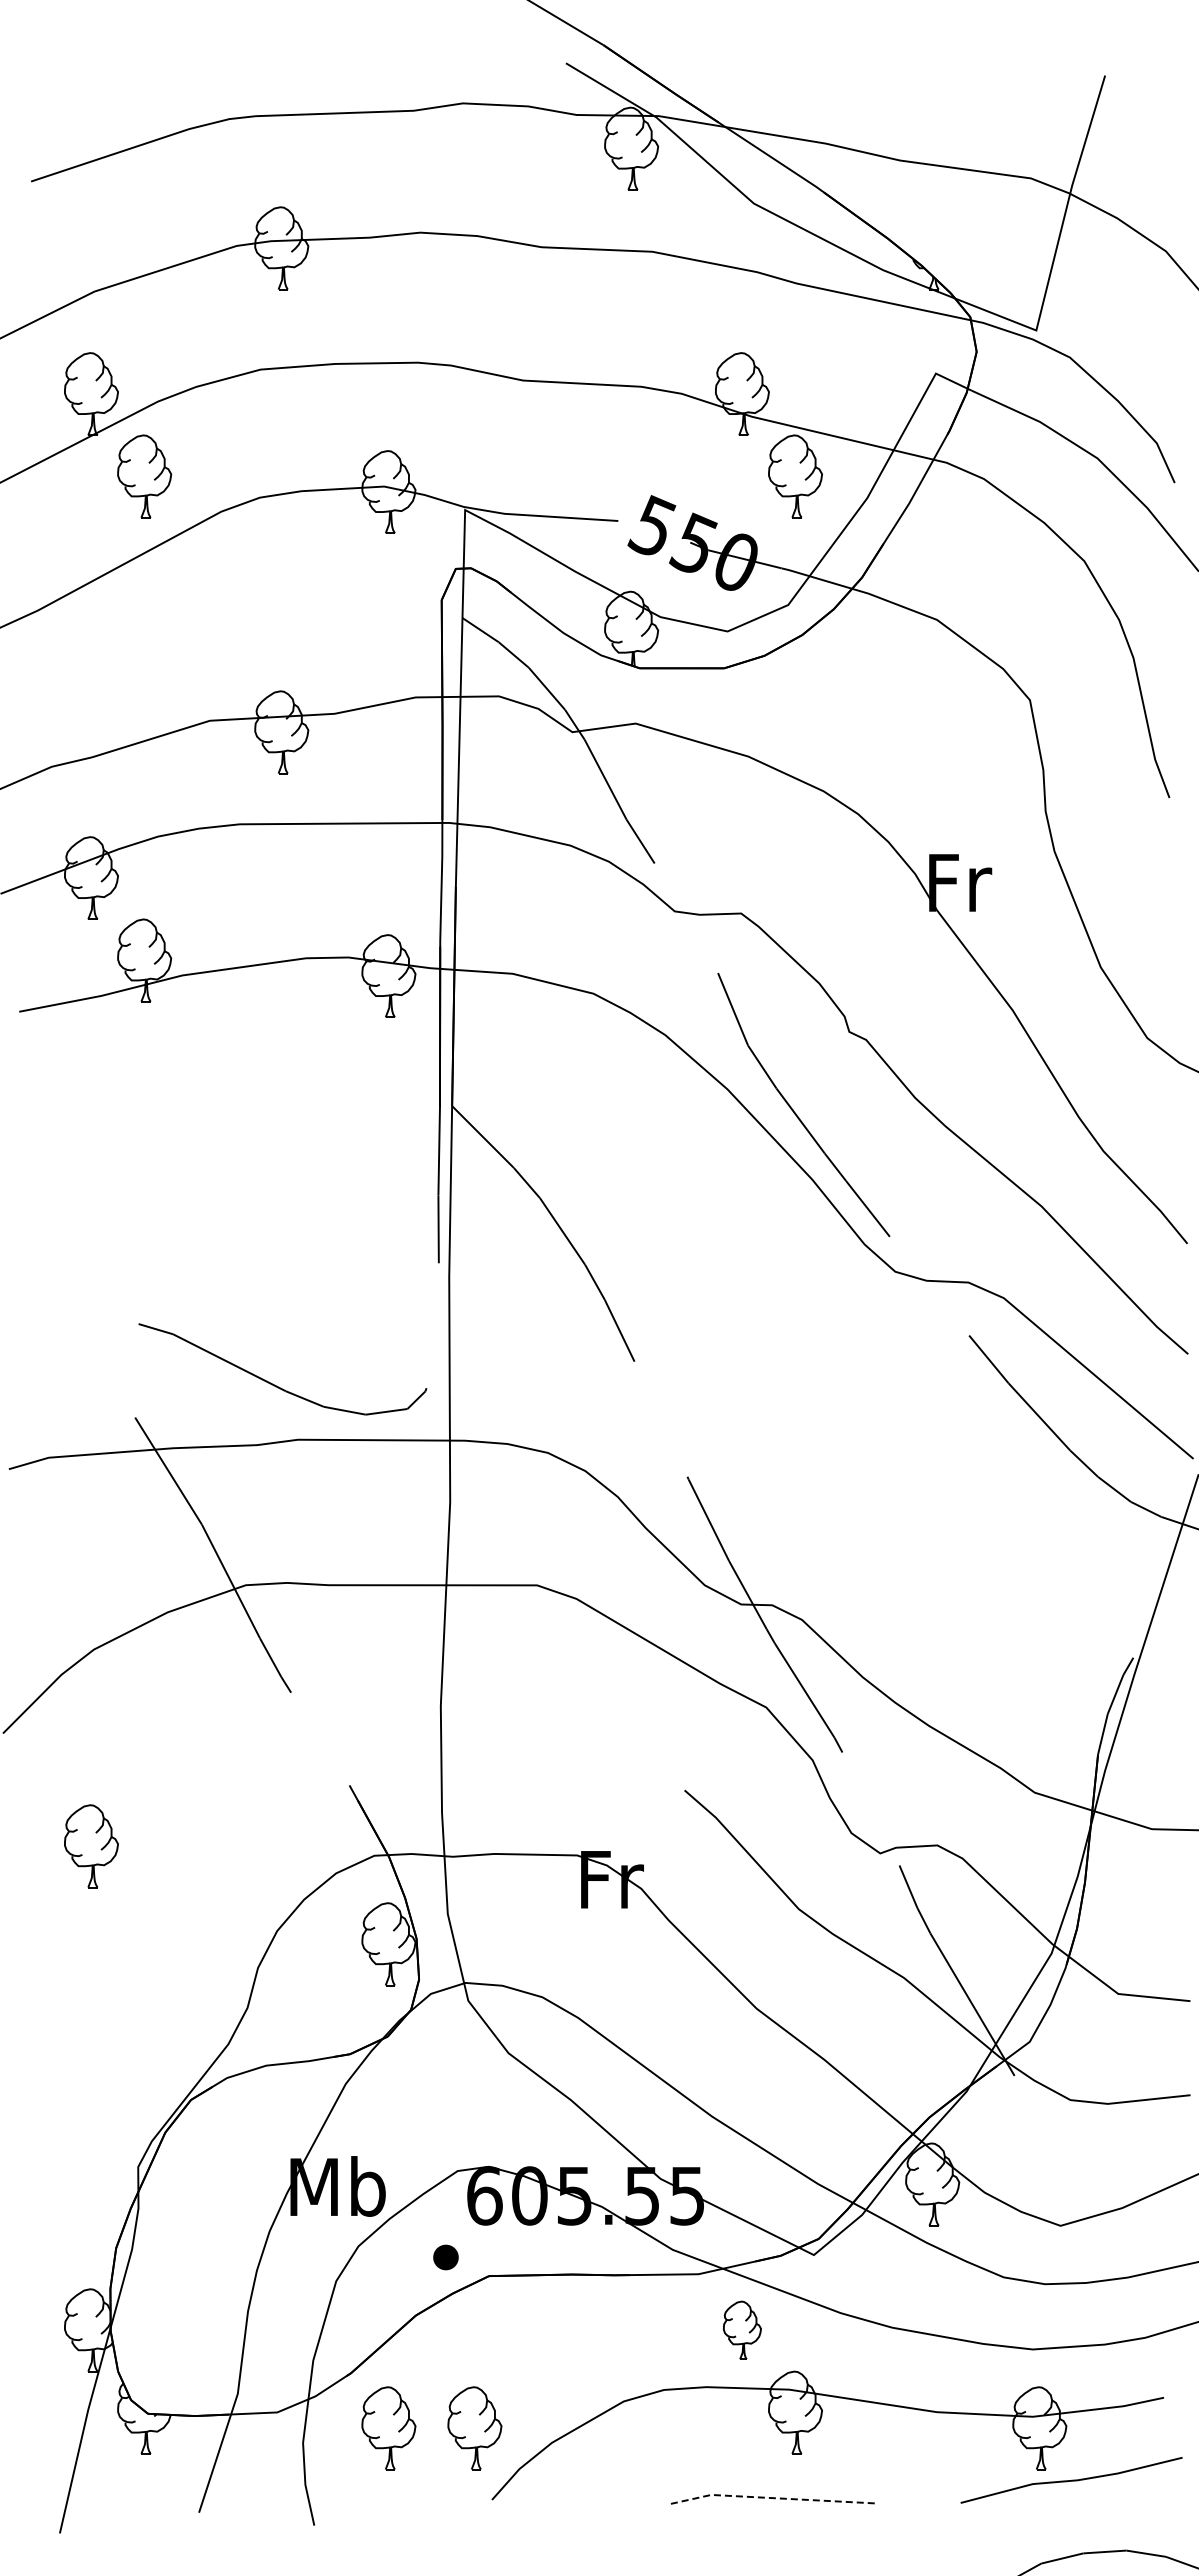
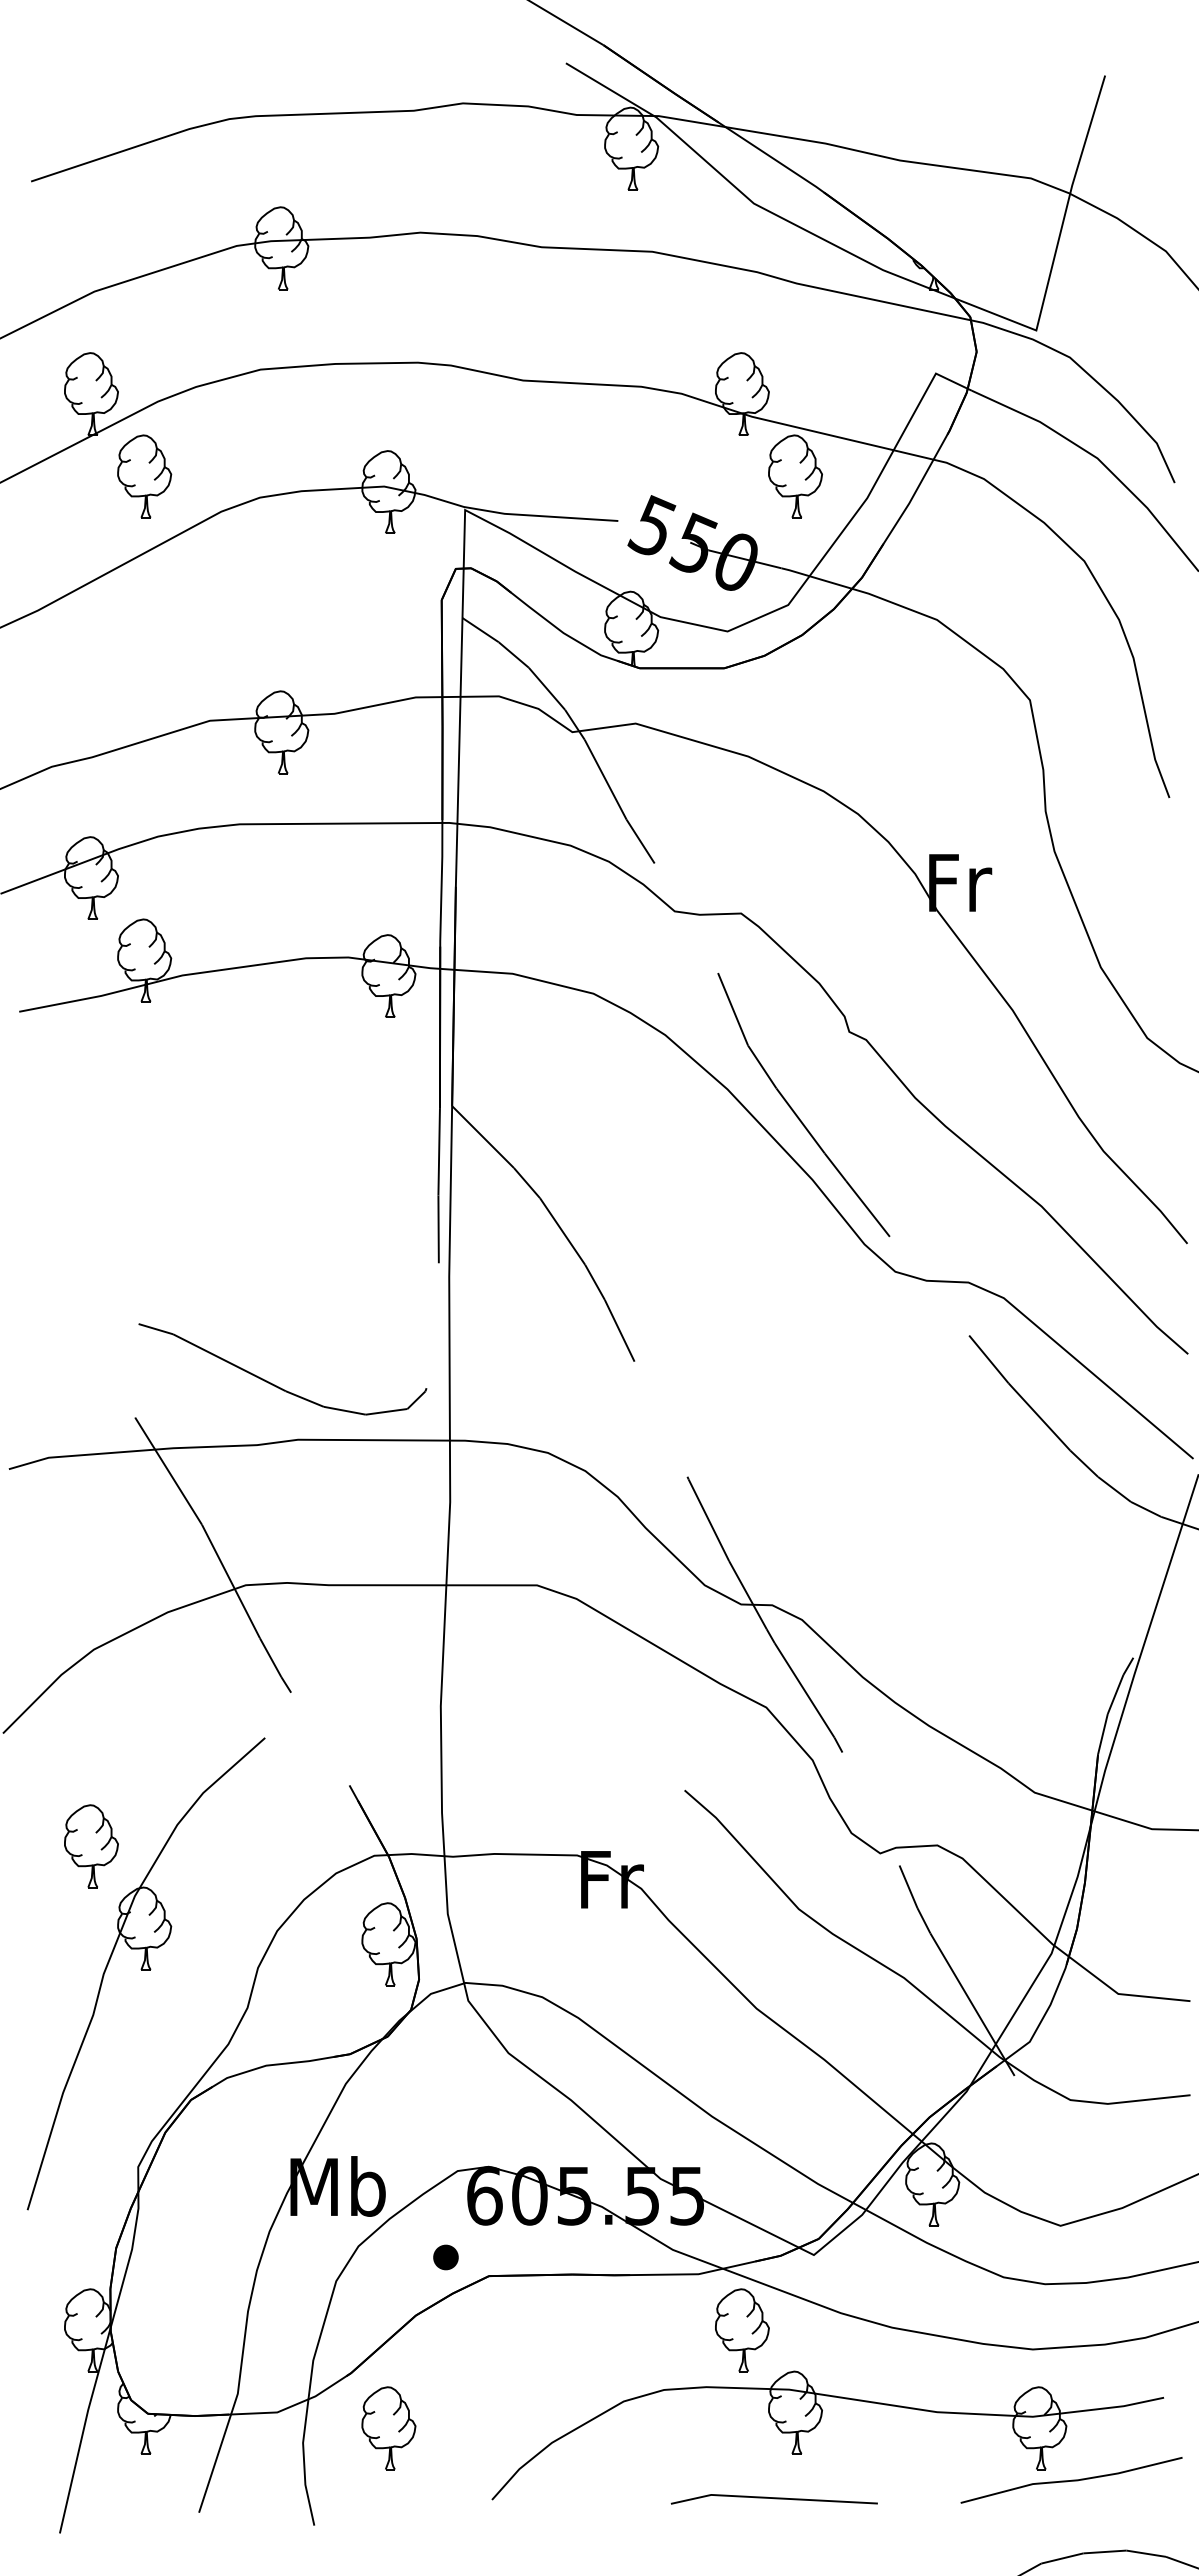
part: none -> present (145, 1973)
part size: 39x60 px -> 55x85 px (742, 2330)
part: present -> none (474, 2428)
line: dashed -> solid (773, 2498)
